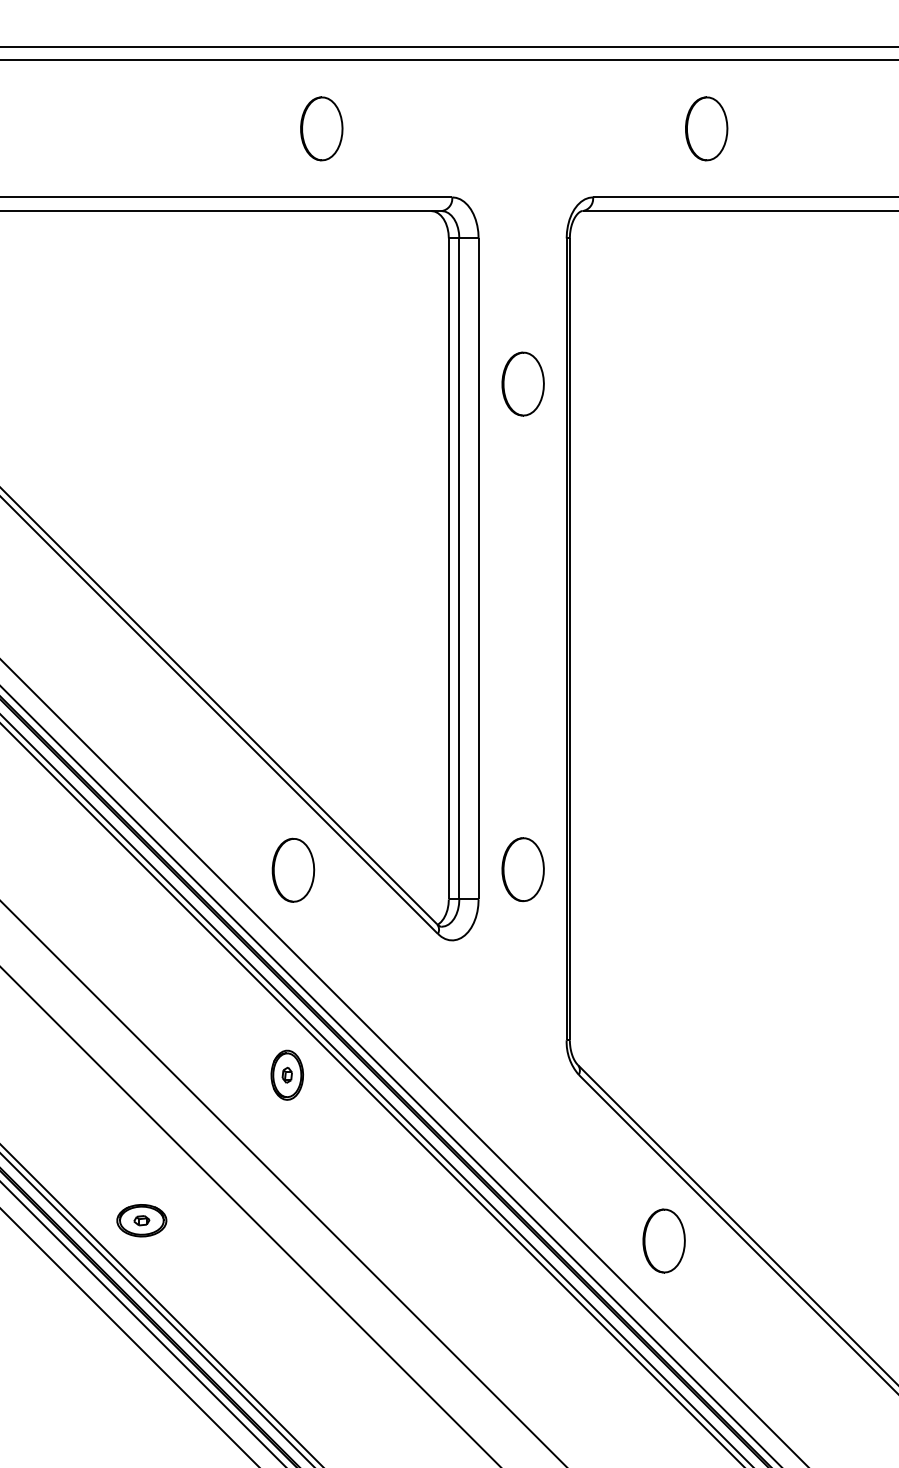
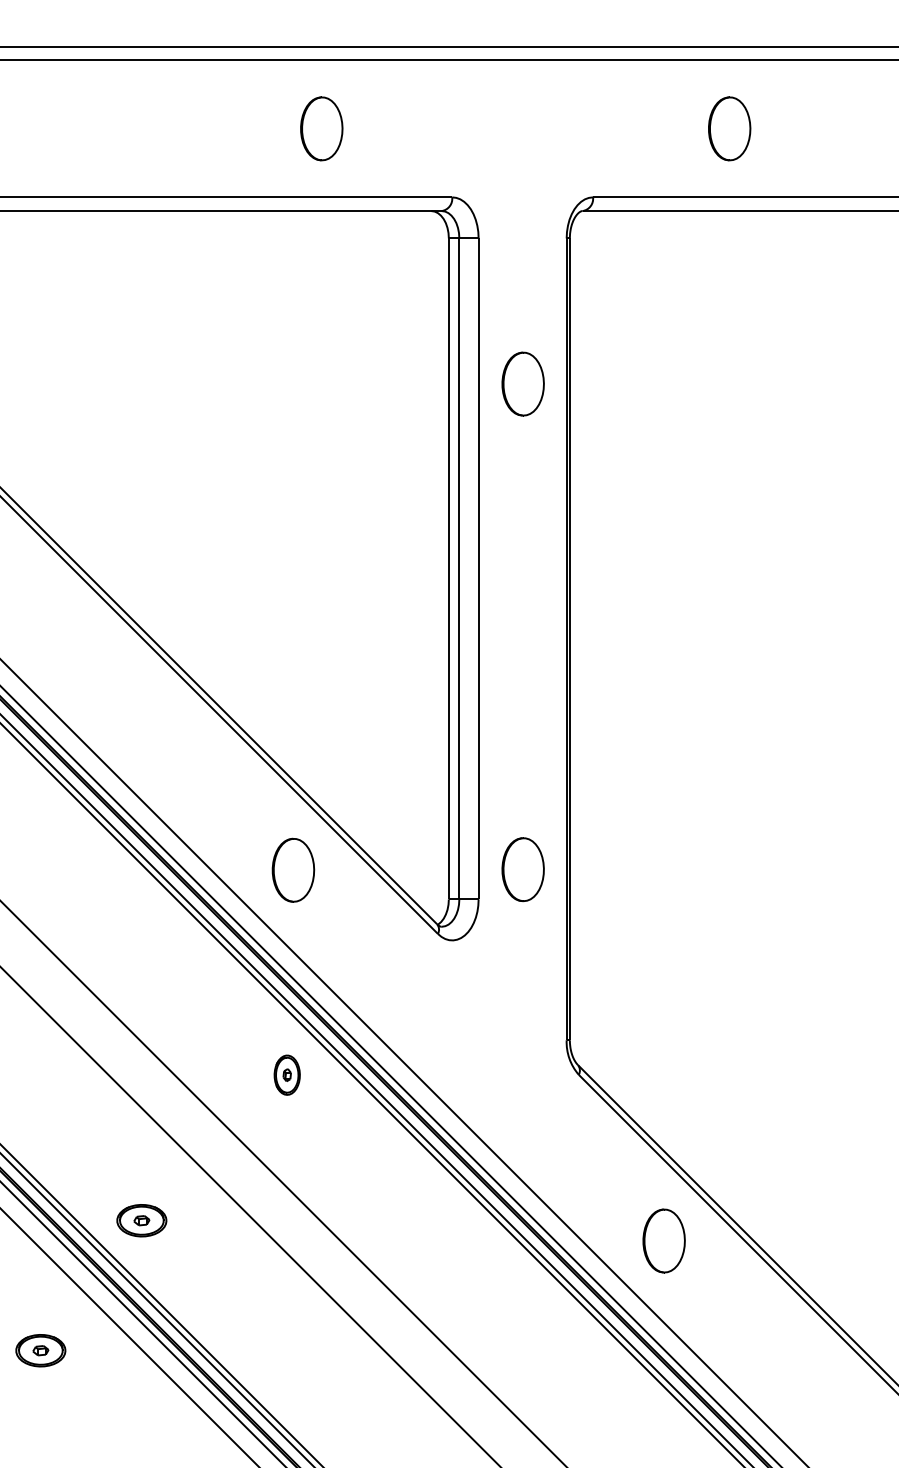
part position: (706, 128) -> (729, 128) (729, 128)
part size: 34x52 px -> 28x42 px (286, 1074)
part: none -> present (40, 1350)
